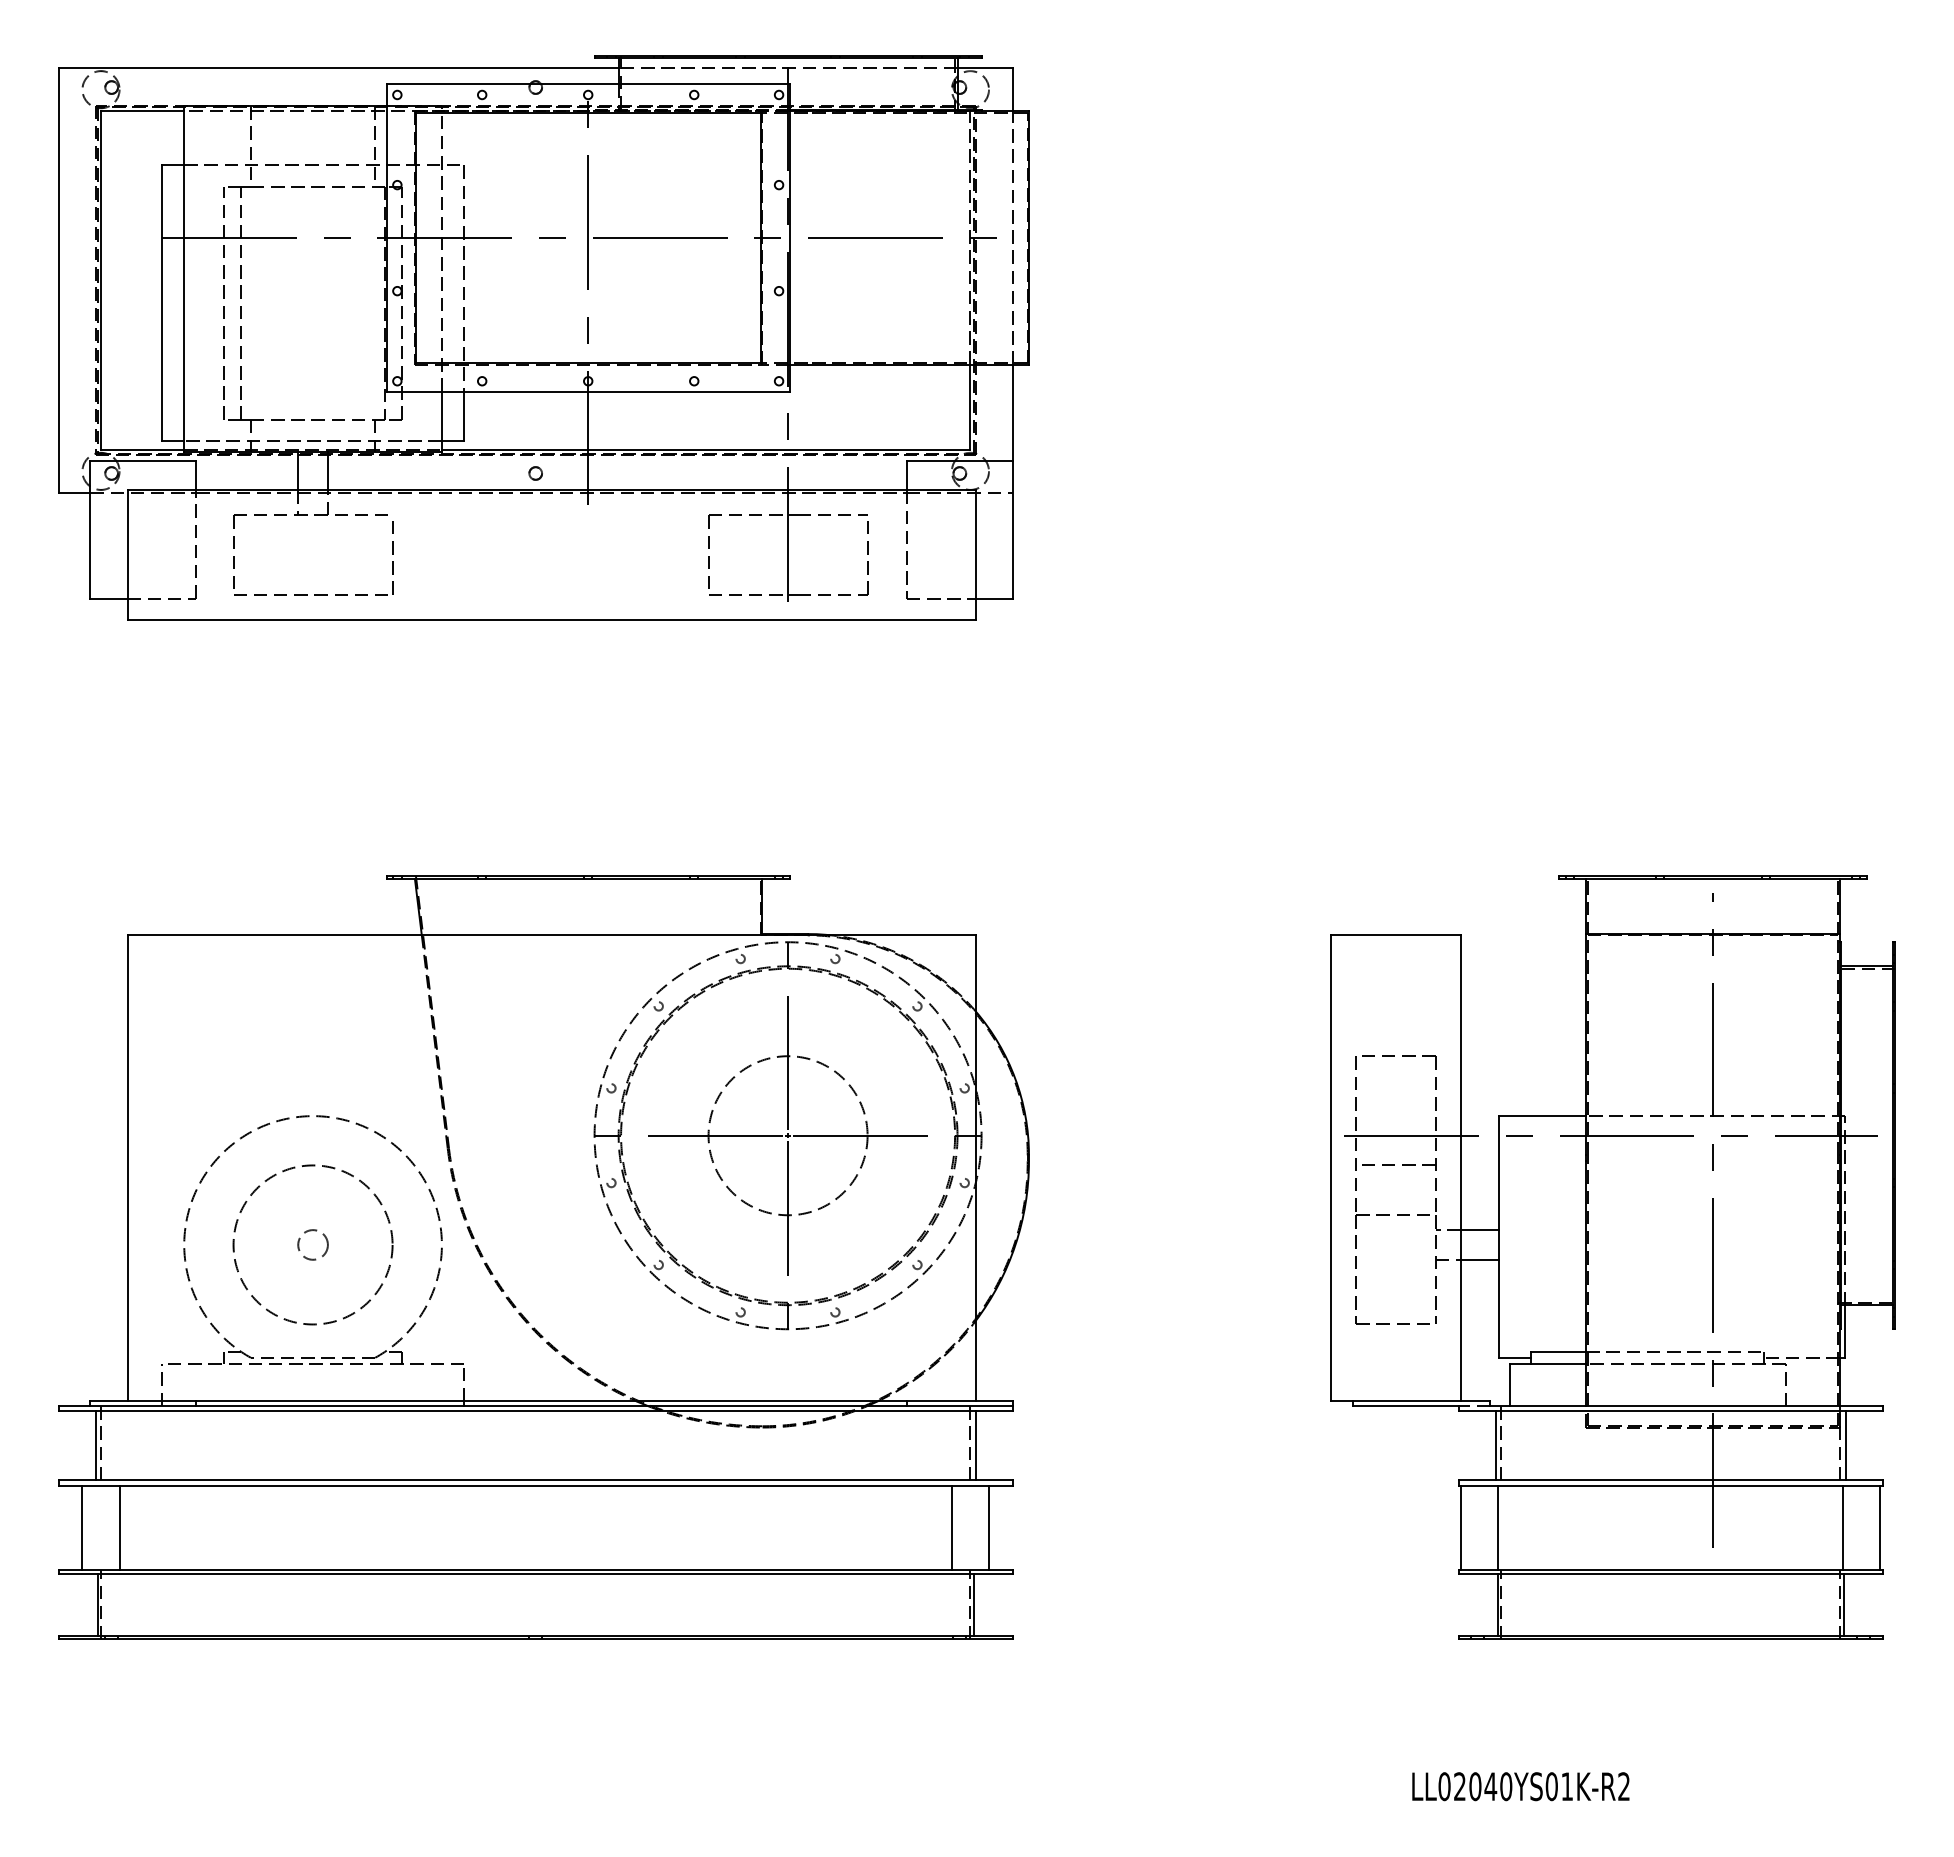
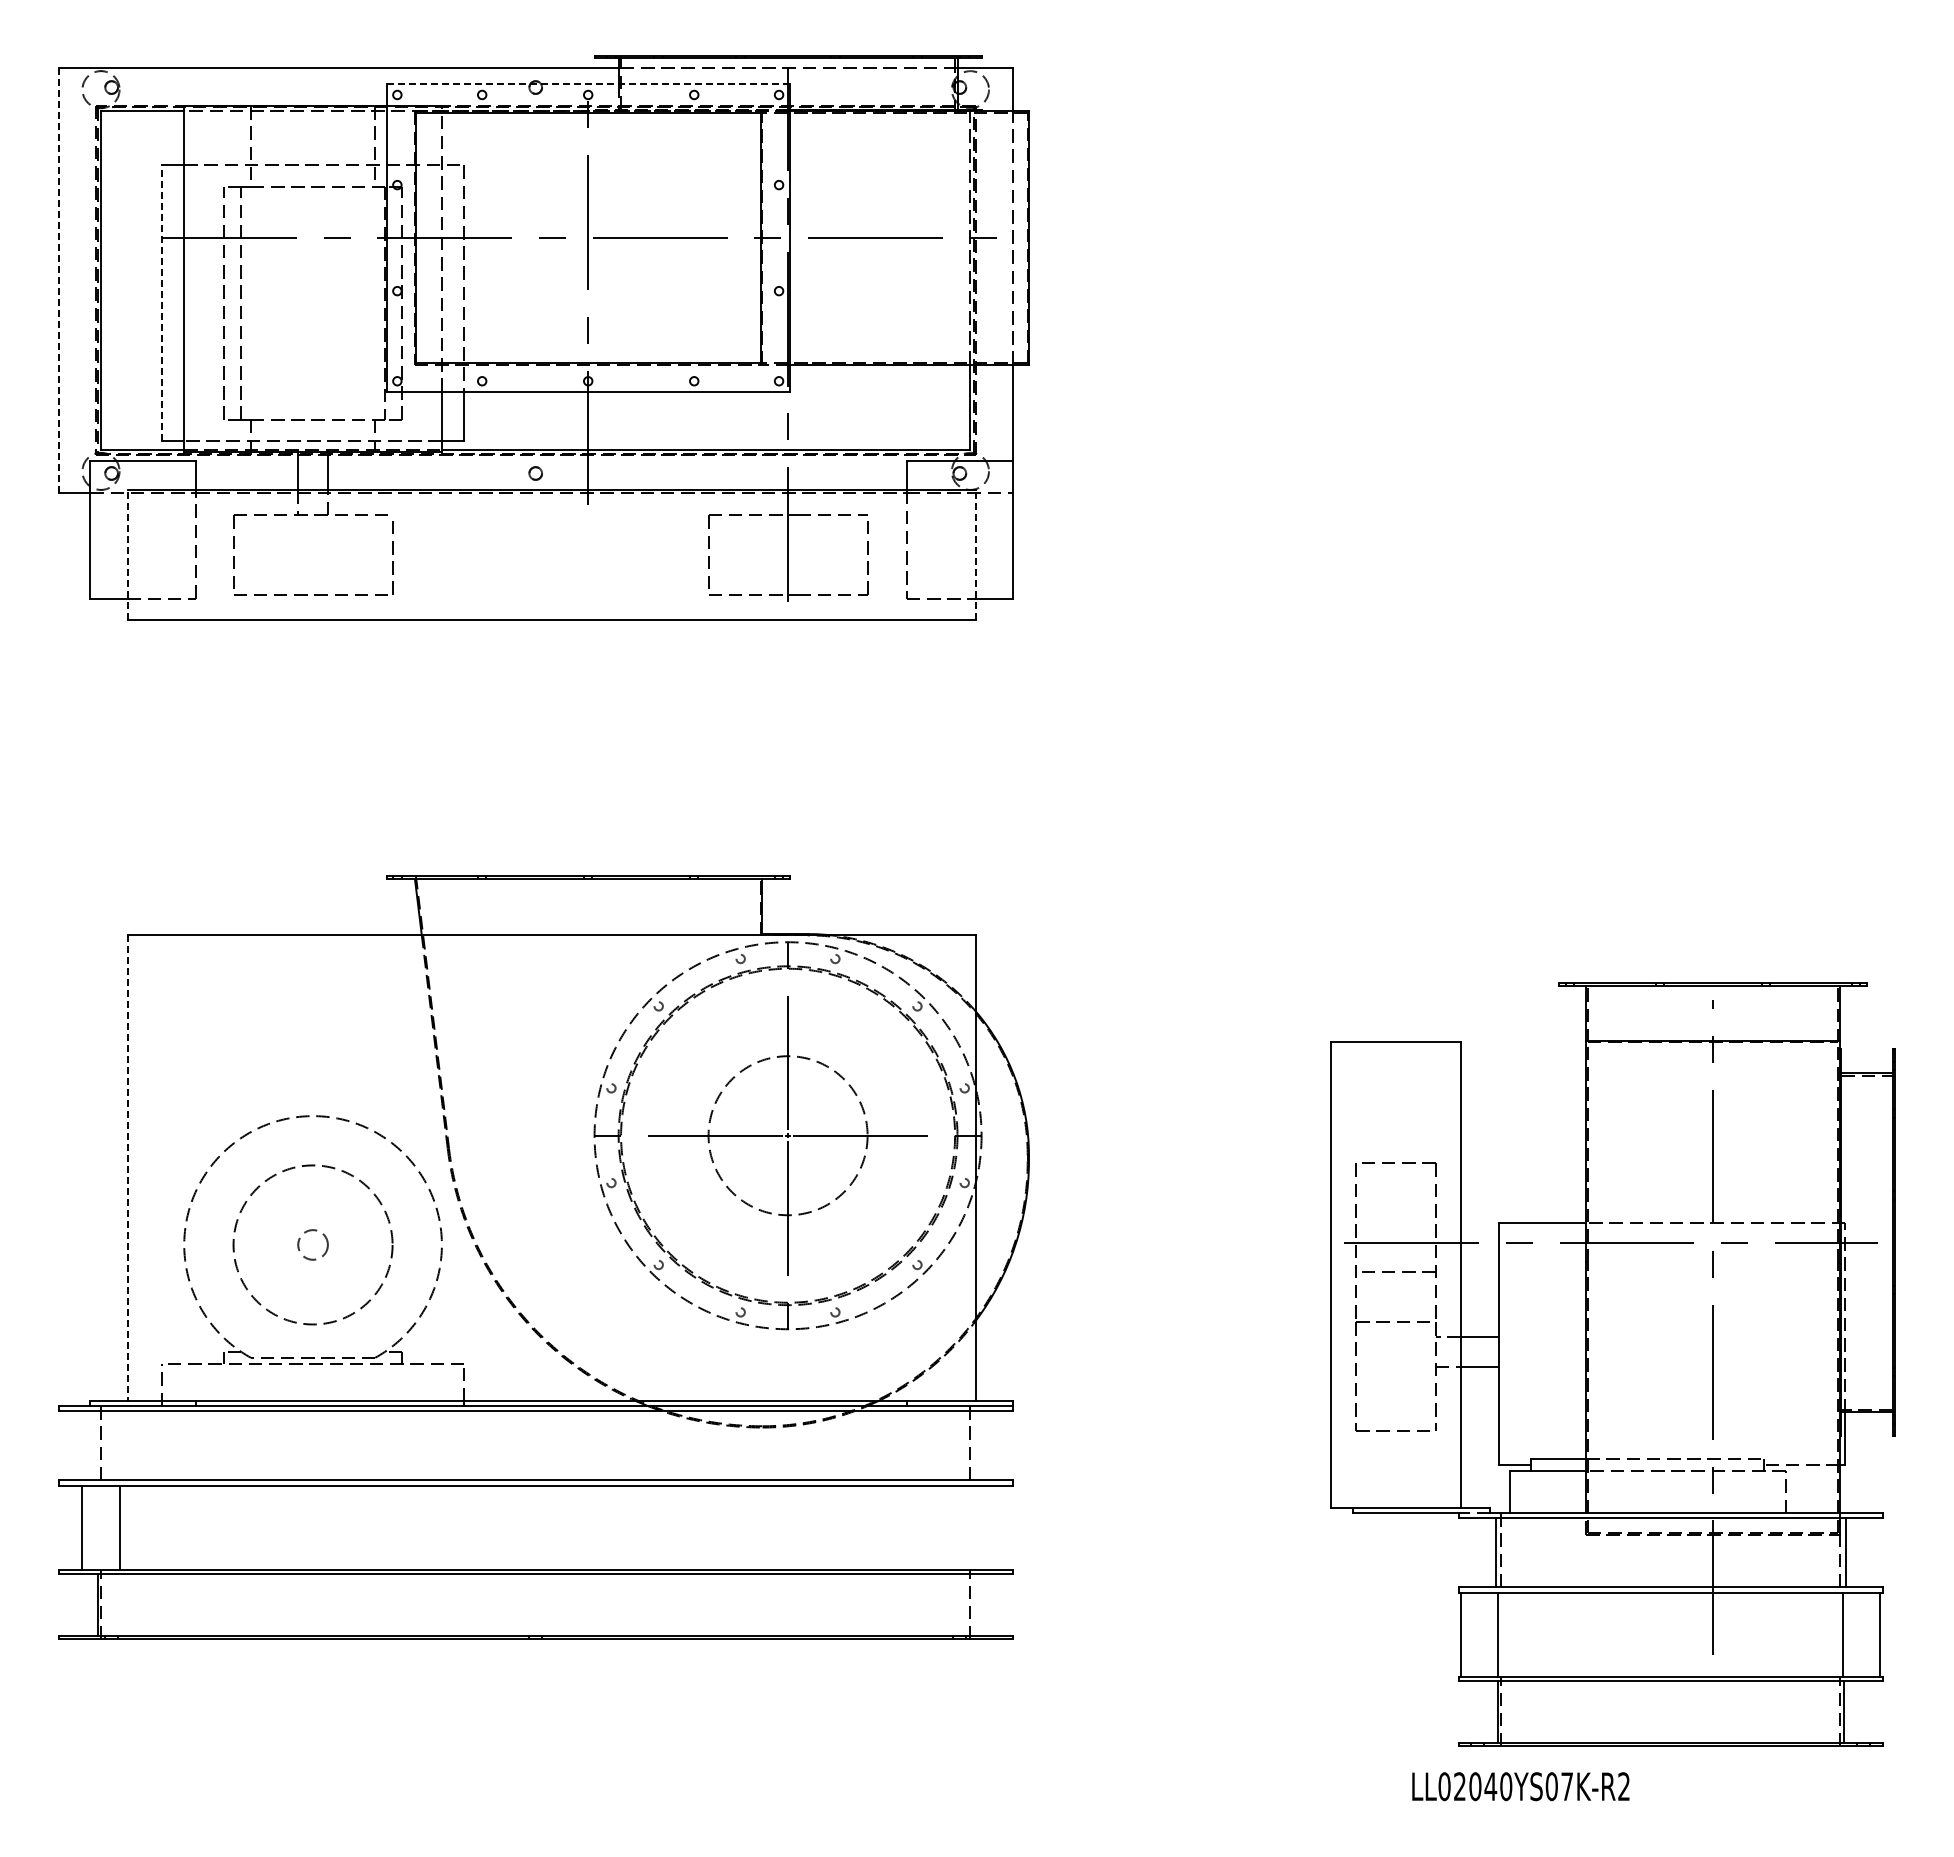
line: solid -> dashed (587, 84)
line: solid -> dashed (58, 281)
line: solid -> dashed (161, 303)
line: solid -> dashed (127, 555)
line: solid -> dashed (975, 555)
line: solid -> dashed (127, 1168)
part position: (1612, 1257) -> (1612, 1364) (1612, 1364)
line: present -> none (95, 1445)
line: present -> none (975, 1445)
line: present -> none (951, 1527)
line: present -> none (989, 1527)
line: present -> none (973, 1604)
text: LL02040YS01K-R2 -> LL02040YS07K-R2 (1566, 1786)
